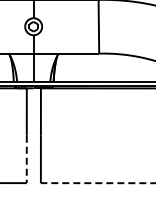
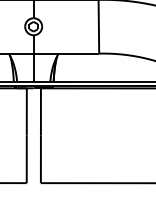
line: dashed -> solid (26, 159)
line: dashed -> solid (97, 183)
